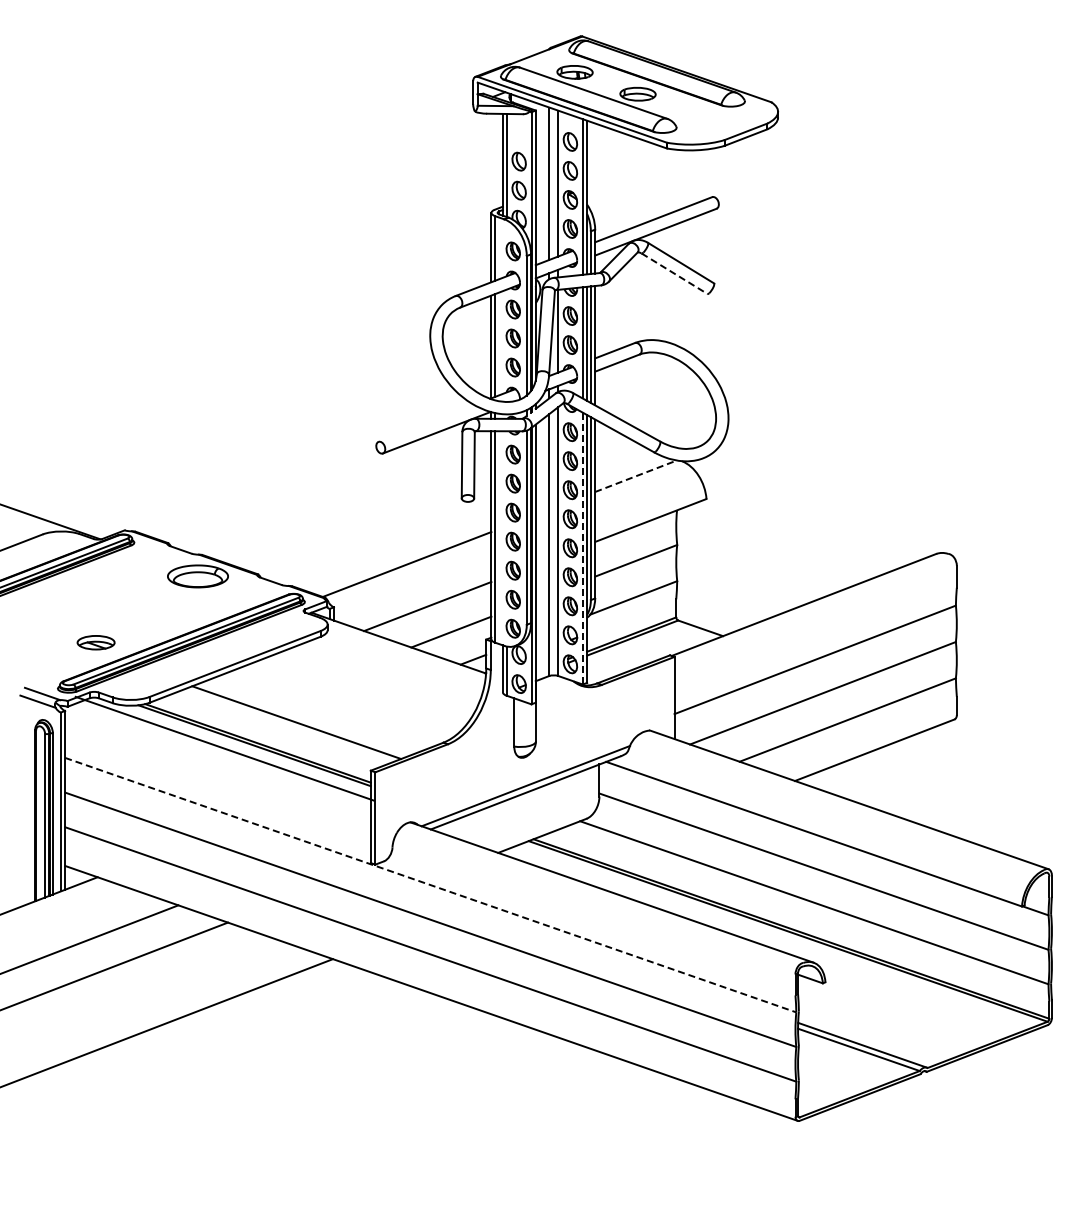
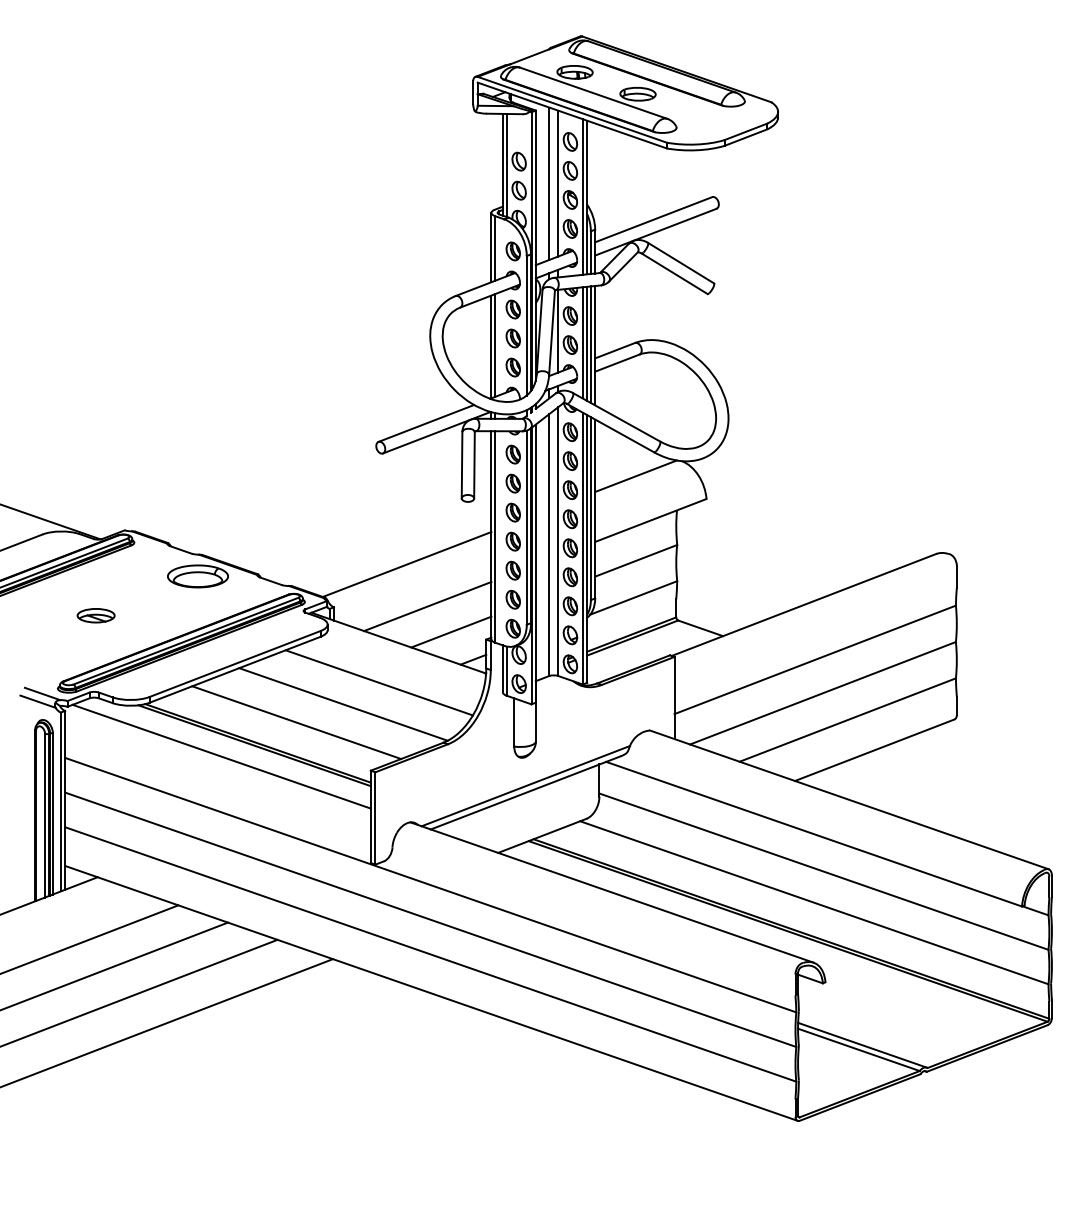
line: dashed -> solid (674, 273)
line: none -> present (426, 423)
line: dashed -> solid (635, 476)
line: dashed -> solid (582, 548)
part position: (95, 642) -> (95, 615) (95, 615)
line: none -> present (379, 682)
line: none -> present (343, 704)
line position: (224, 748) -> (221, 756) (221, 756)
line: dashed -> solid (431, 885)
line: none -> present (139, 992)
